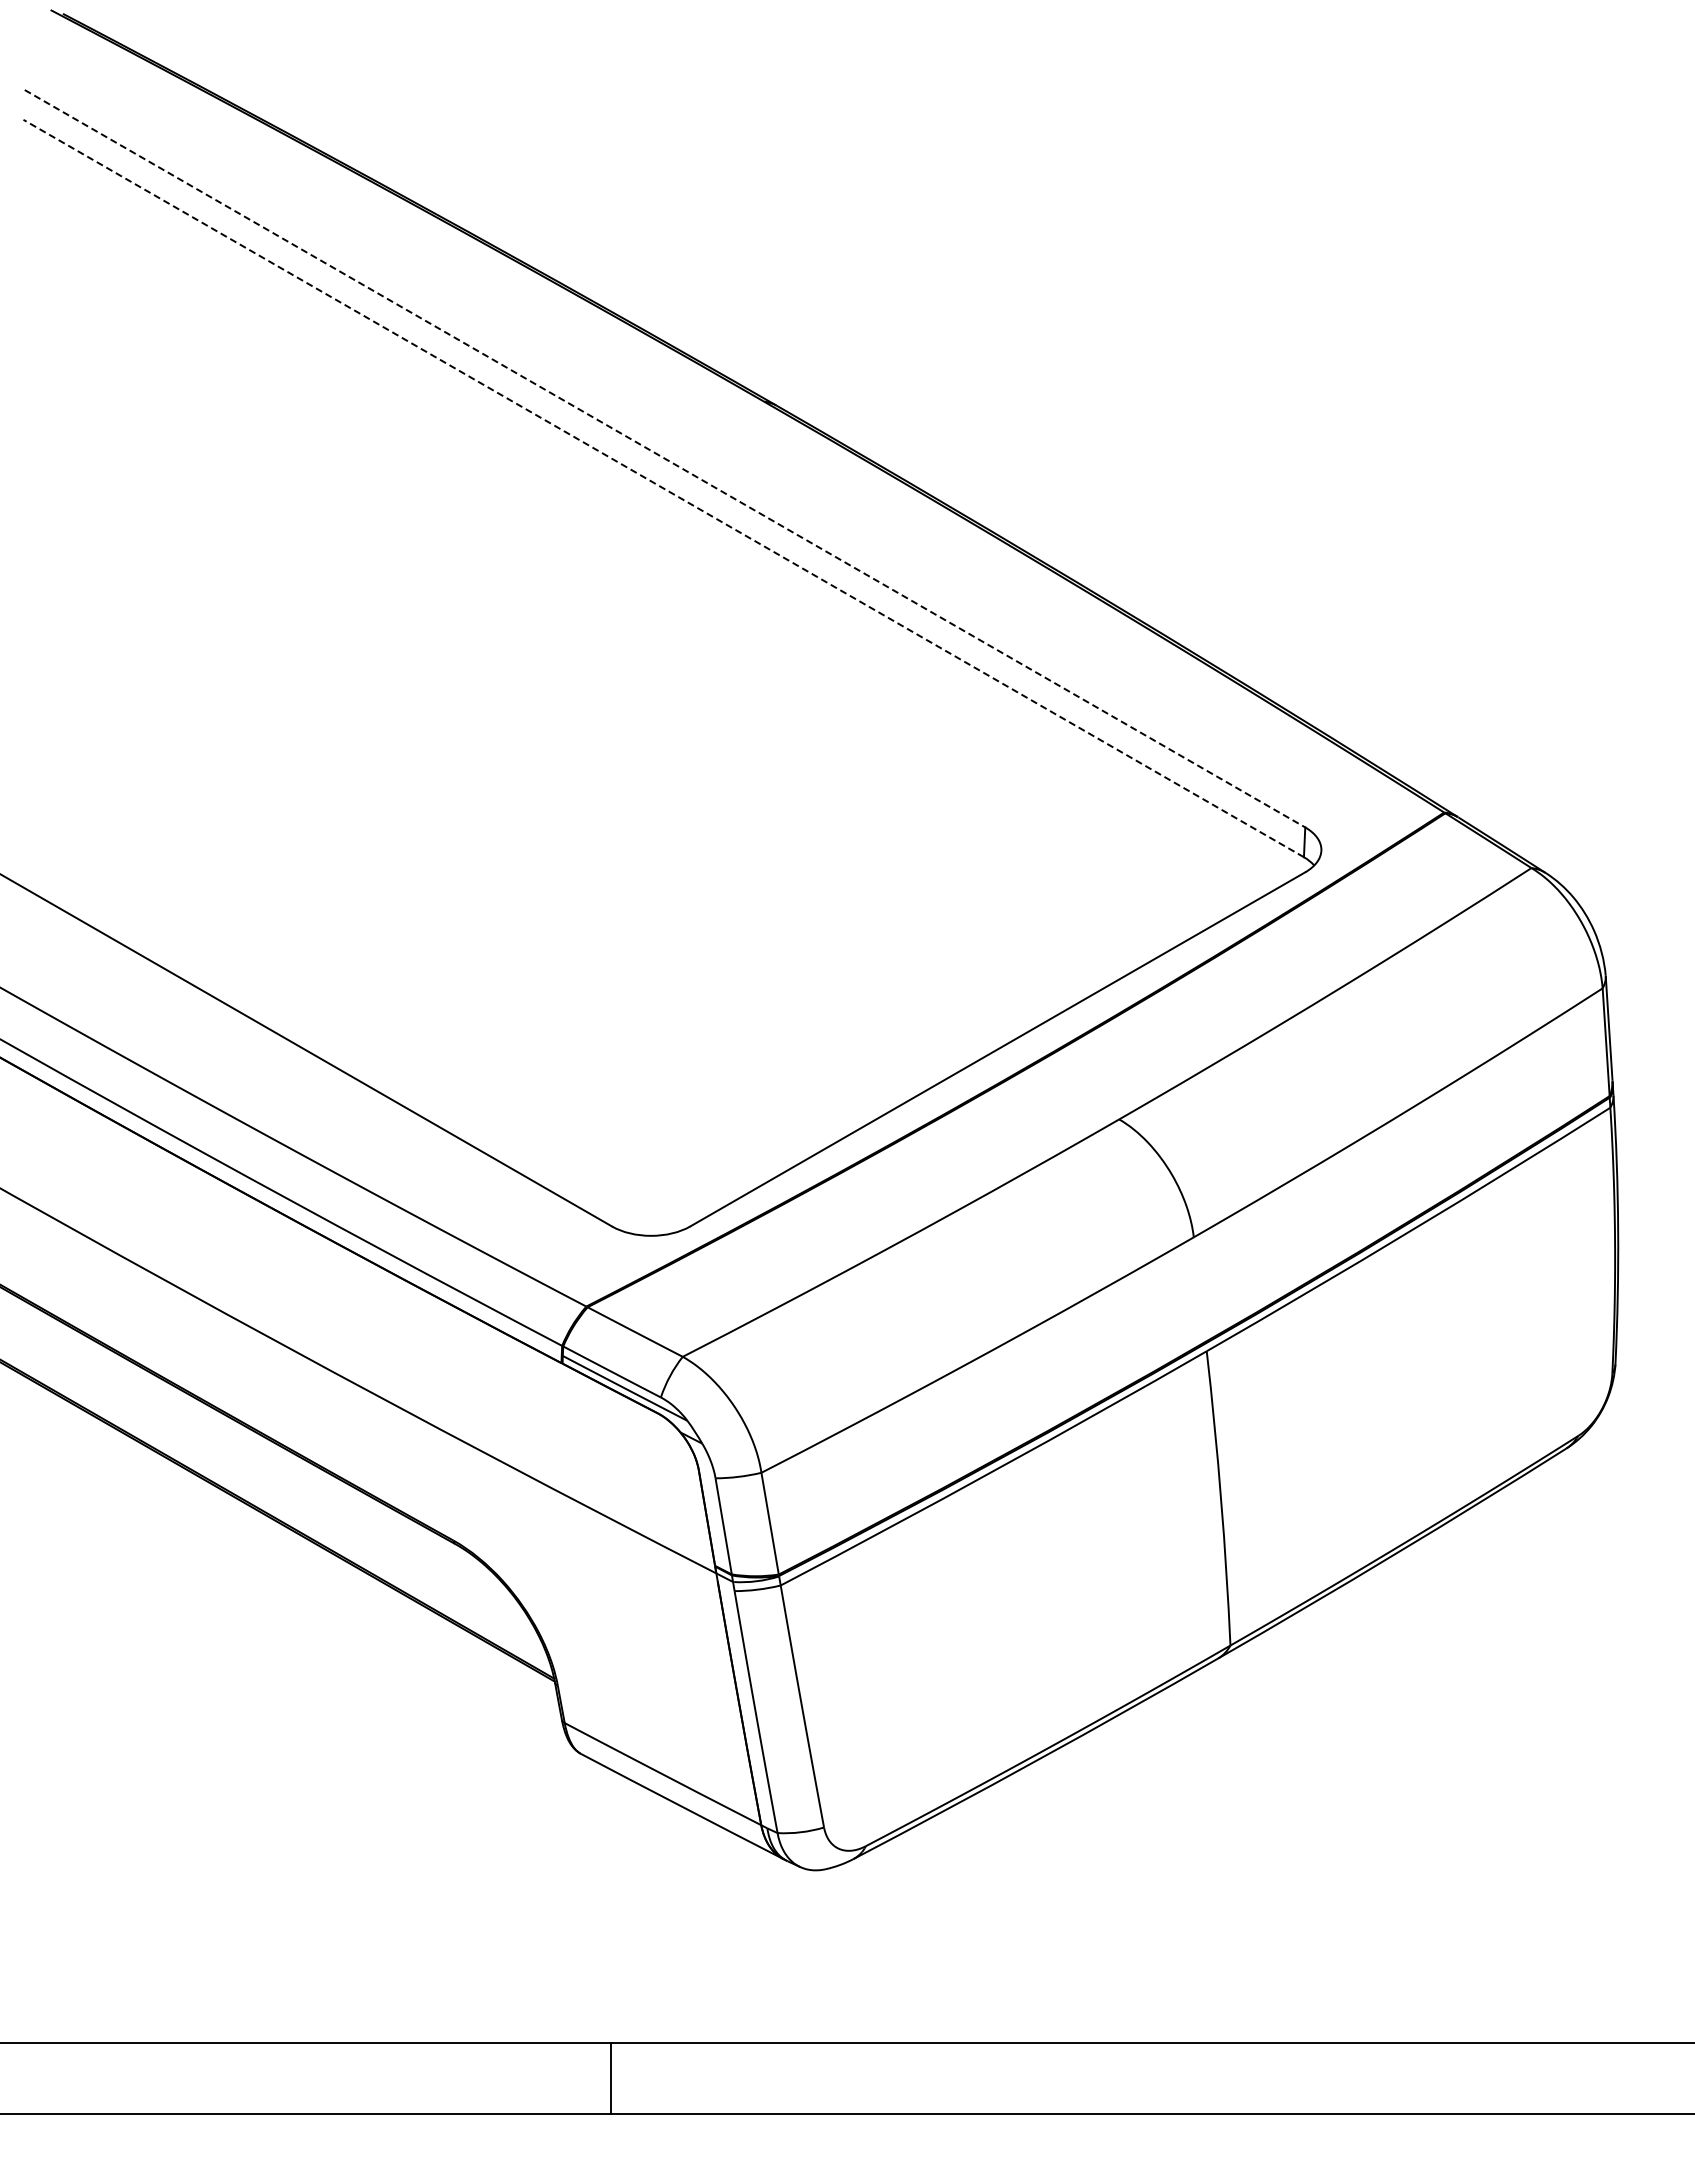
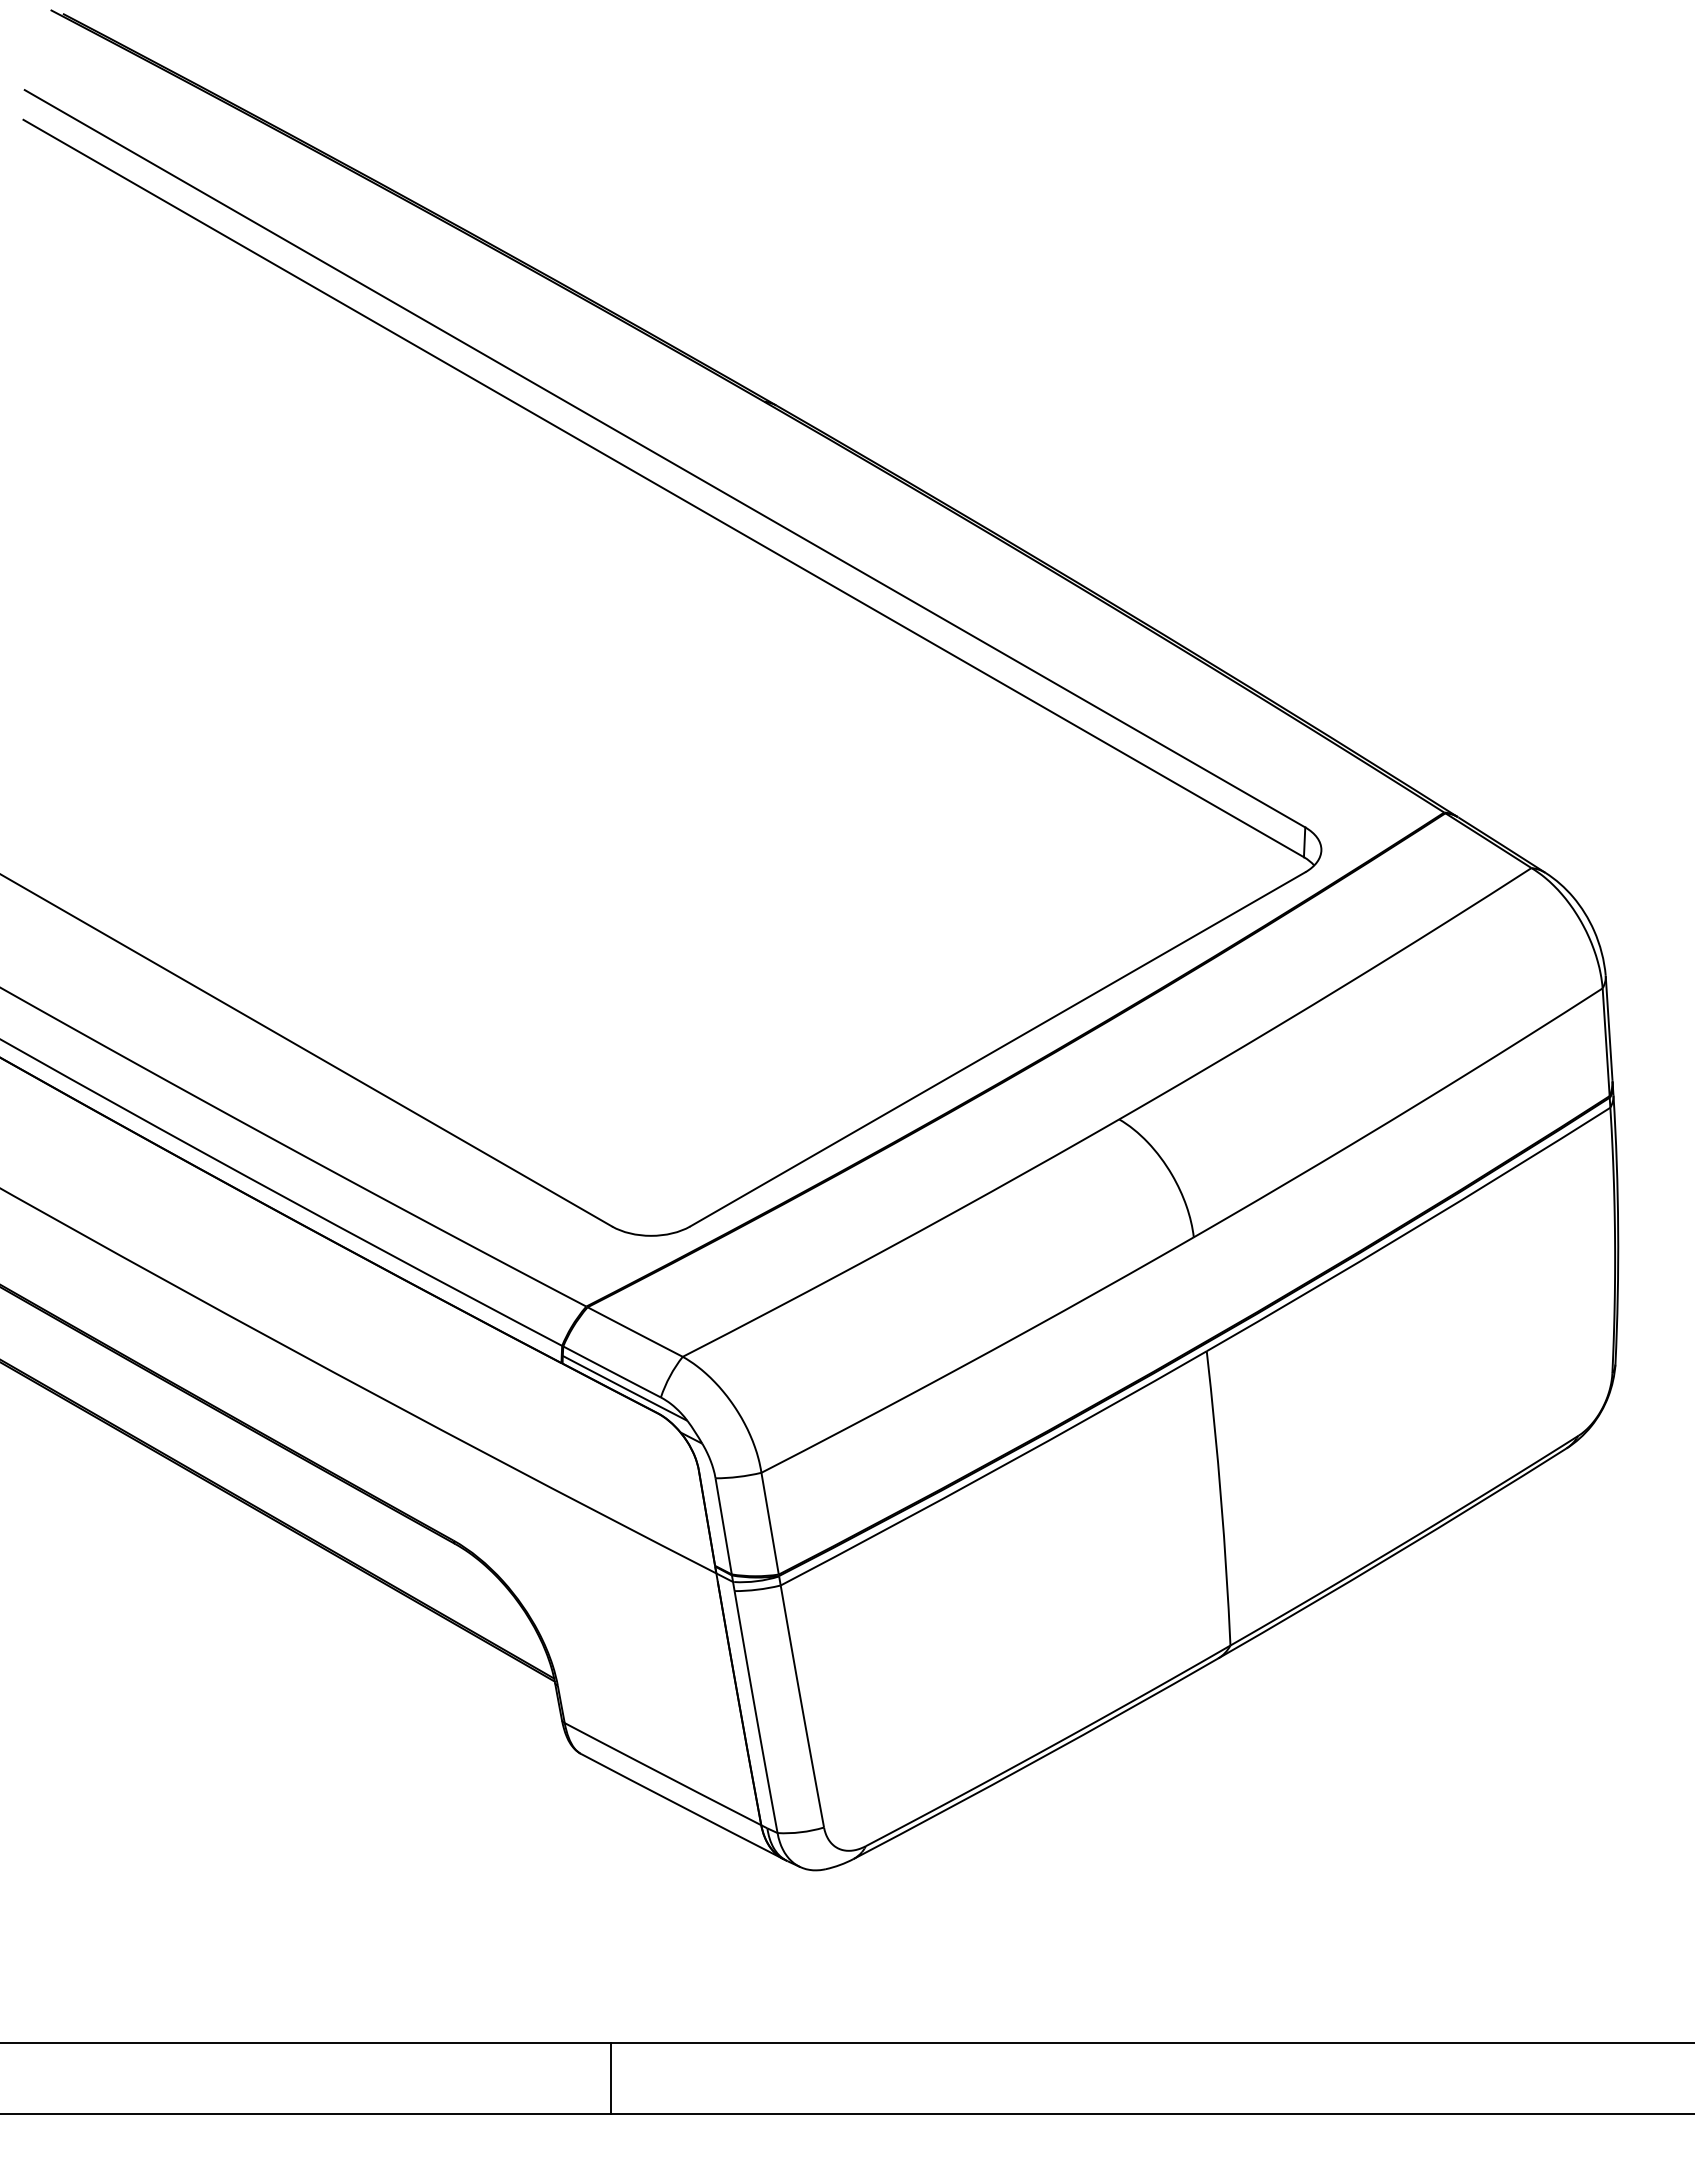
line: dashed -> solid (665, 458)
line: dashed -> solid (663, 488)
